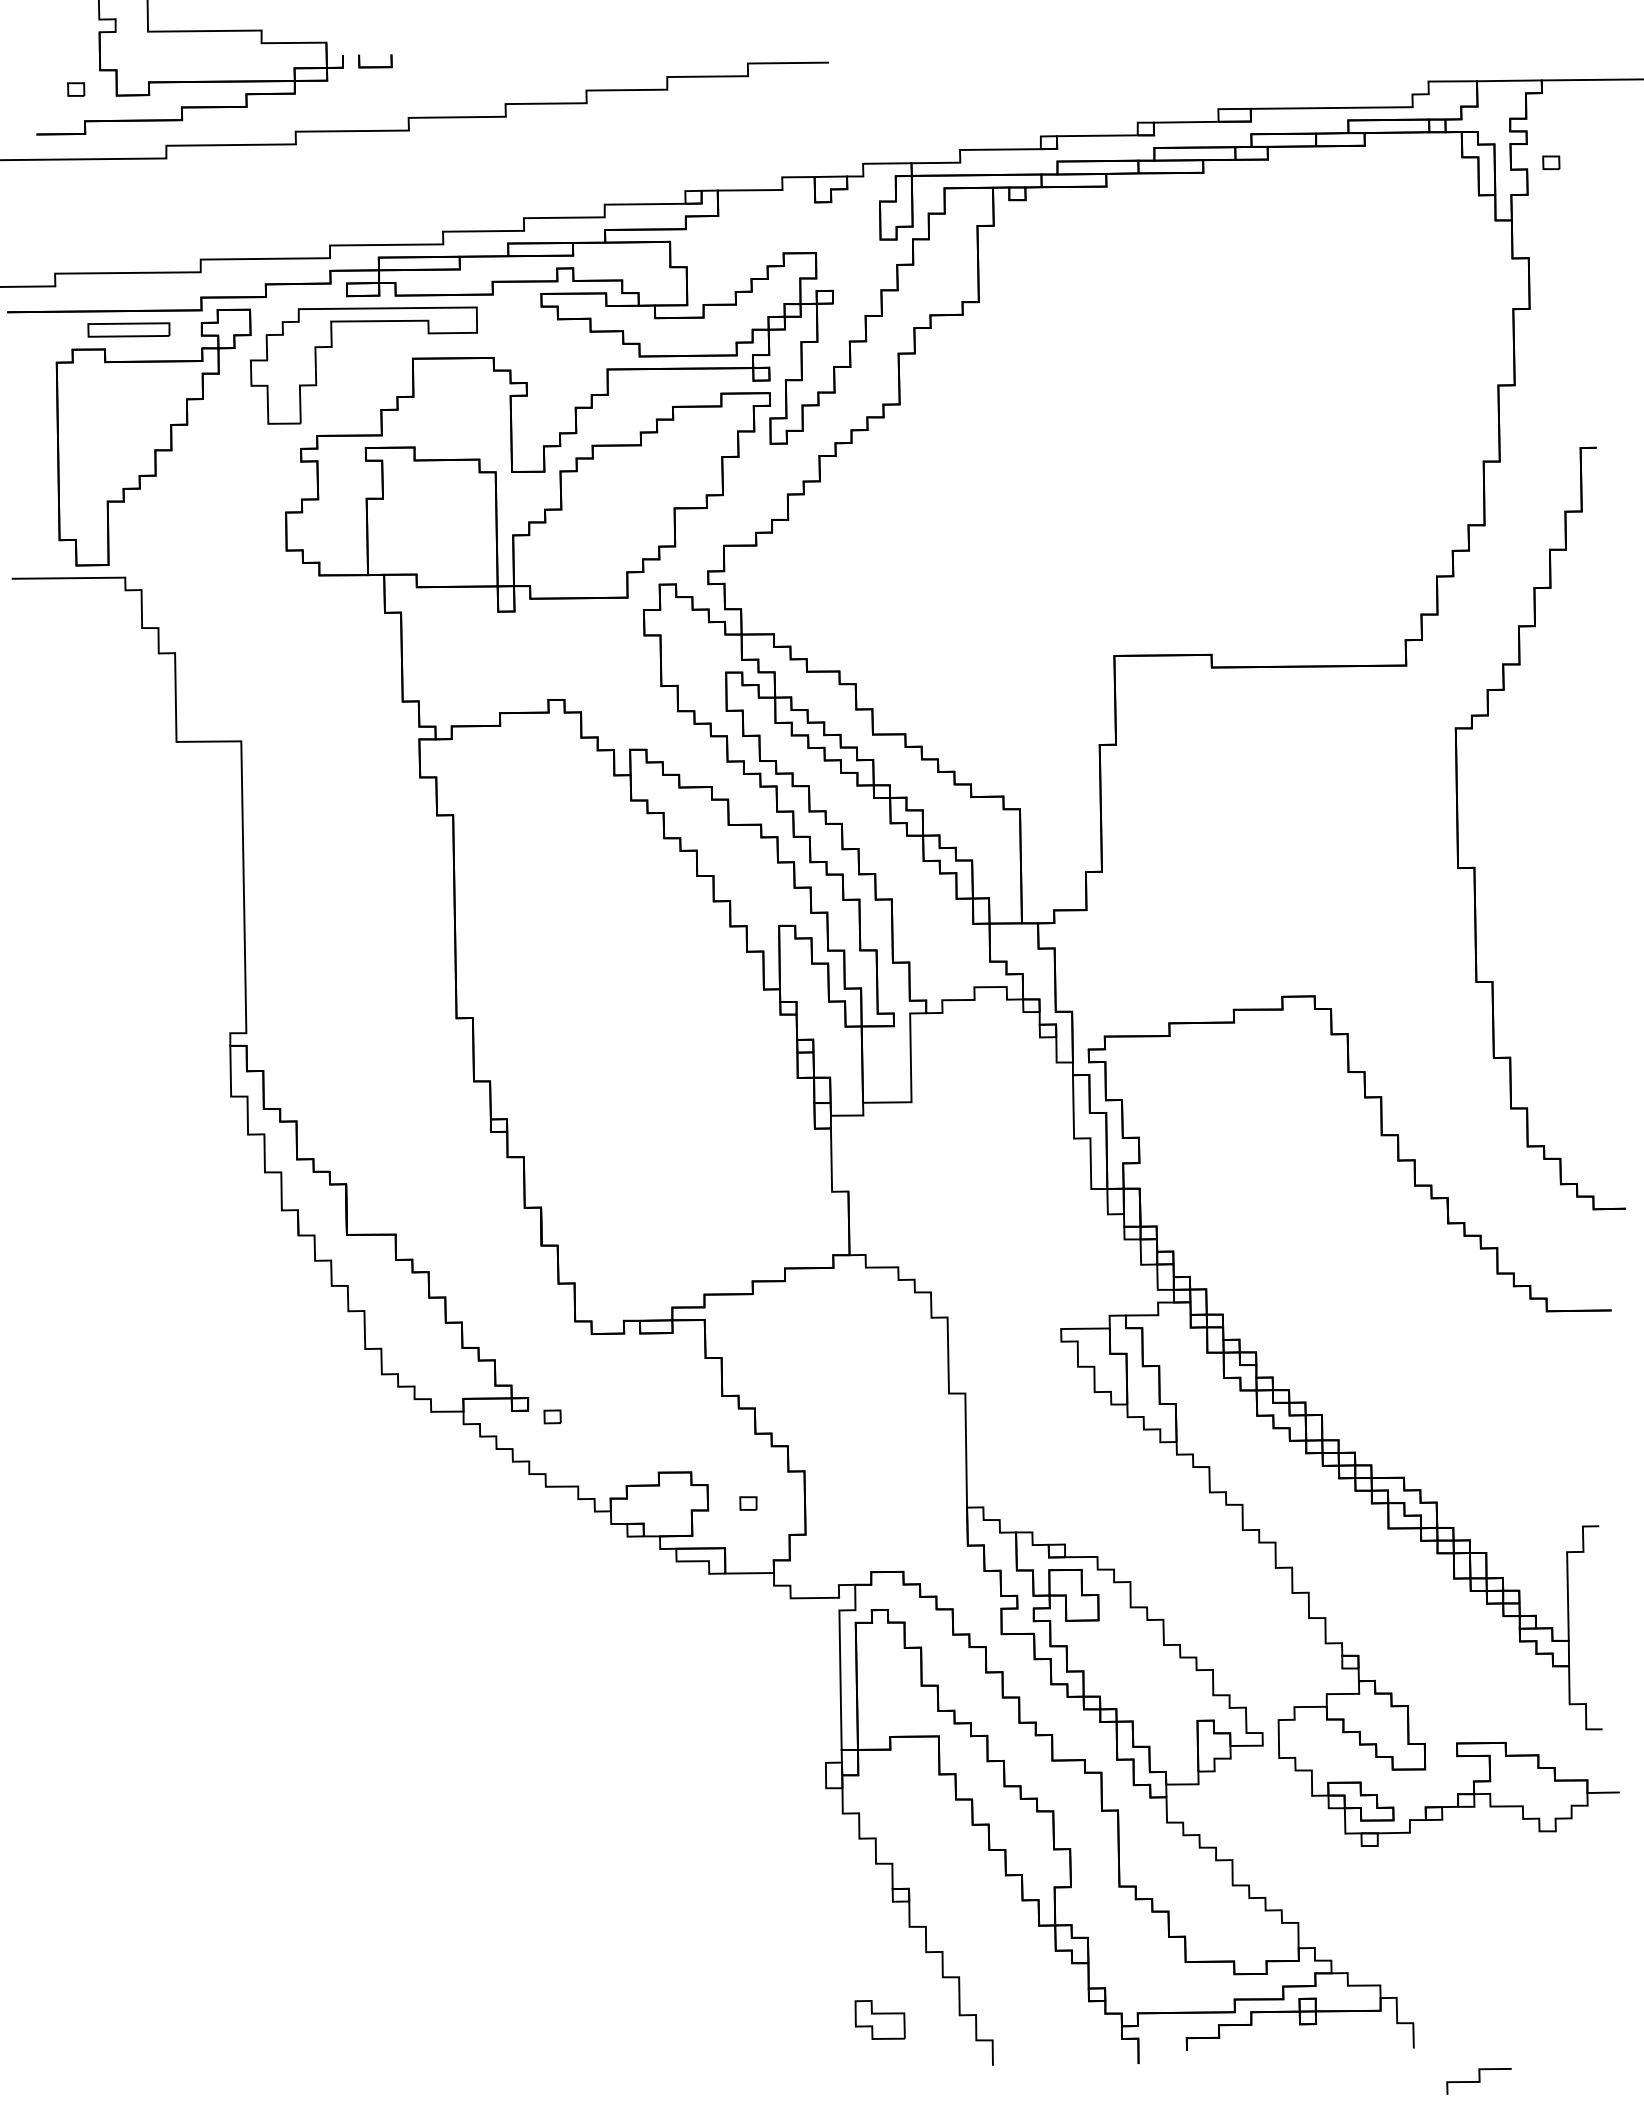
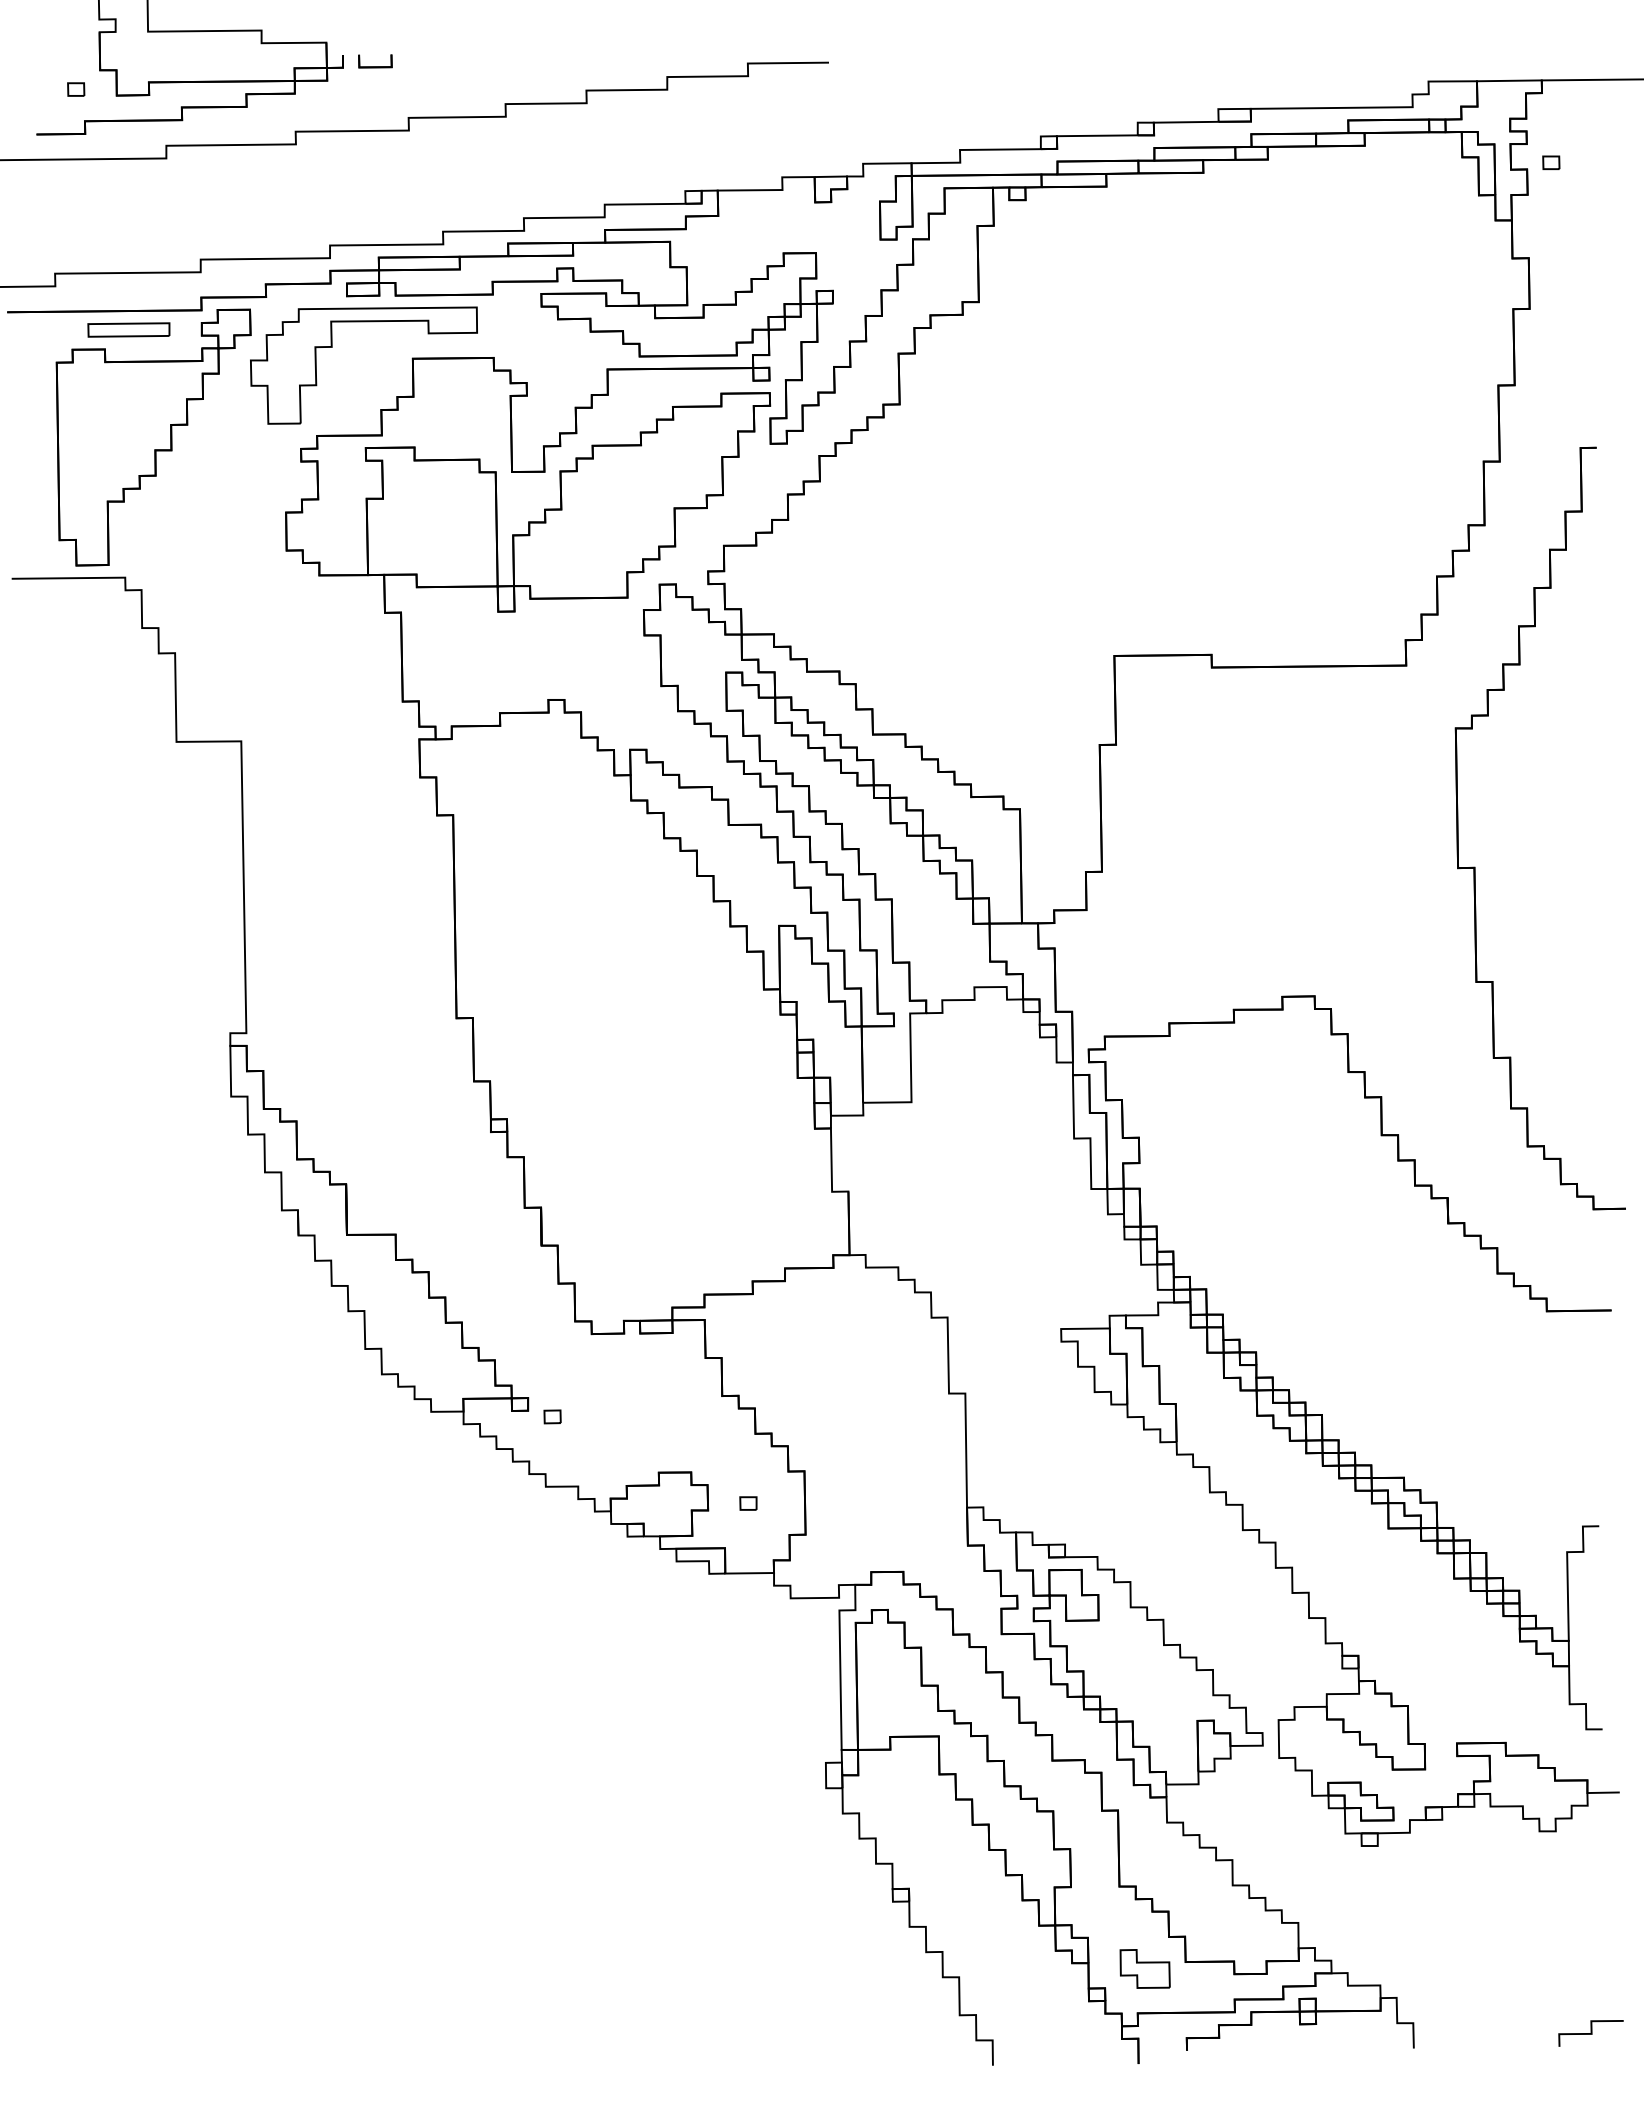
part position: (879, 2019) -> (1144, 1968) (1144, 1968)
line position: (1478, 2081) -> (1590, 2033) (1590, 2033)
